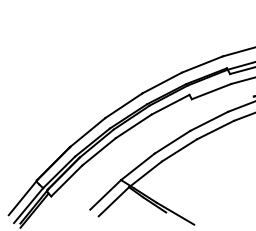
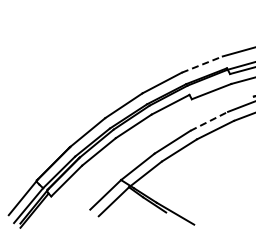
line: solid -> dashed (202, 64)
line: solid -> dashed (209, 121)
